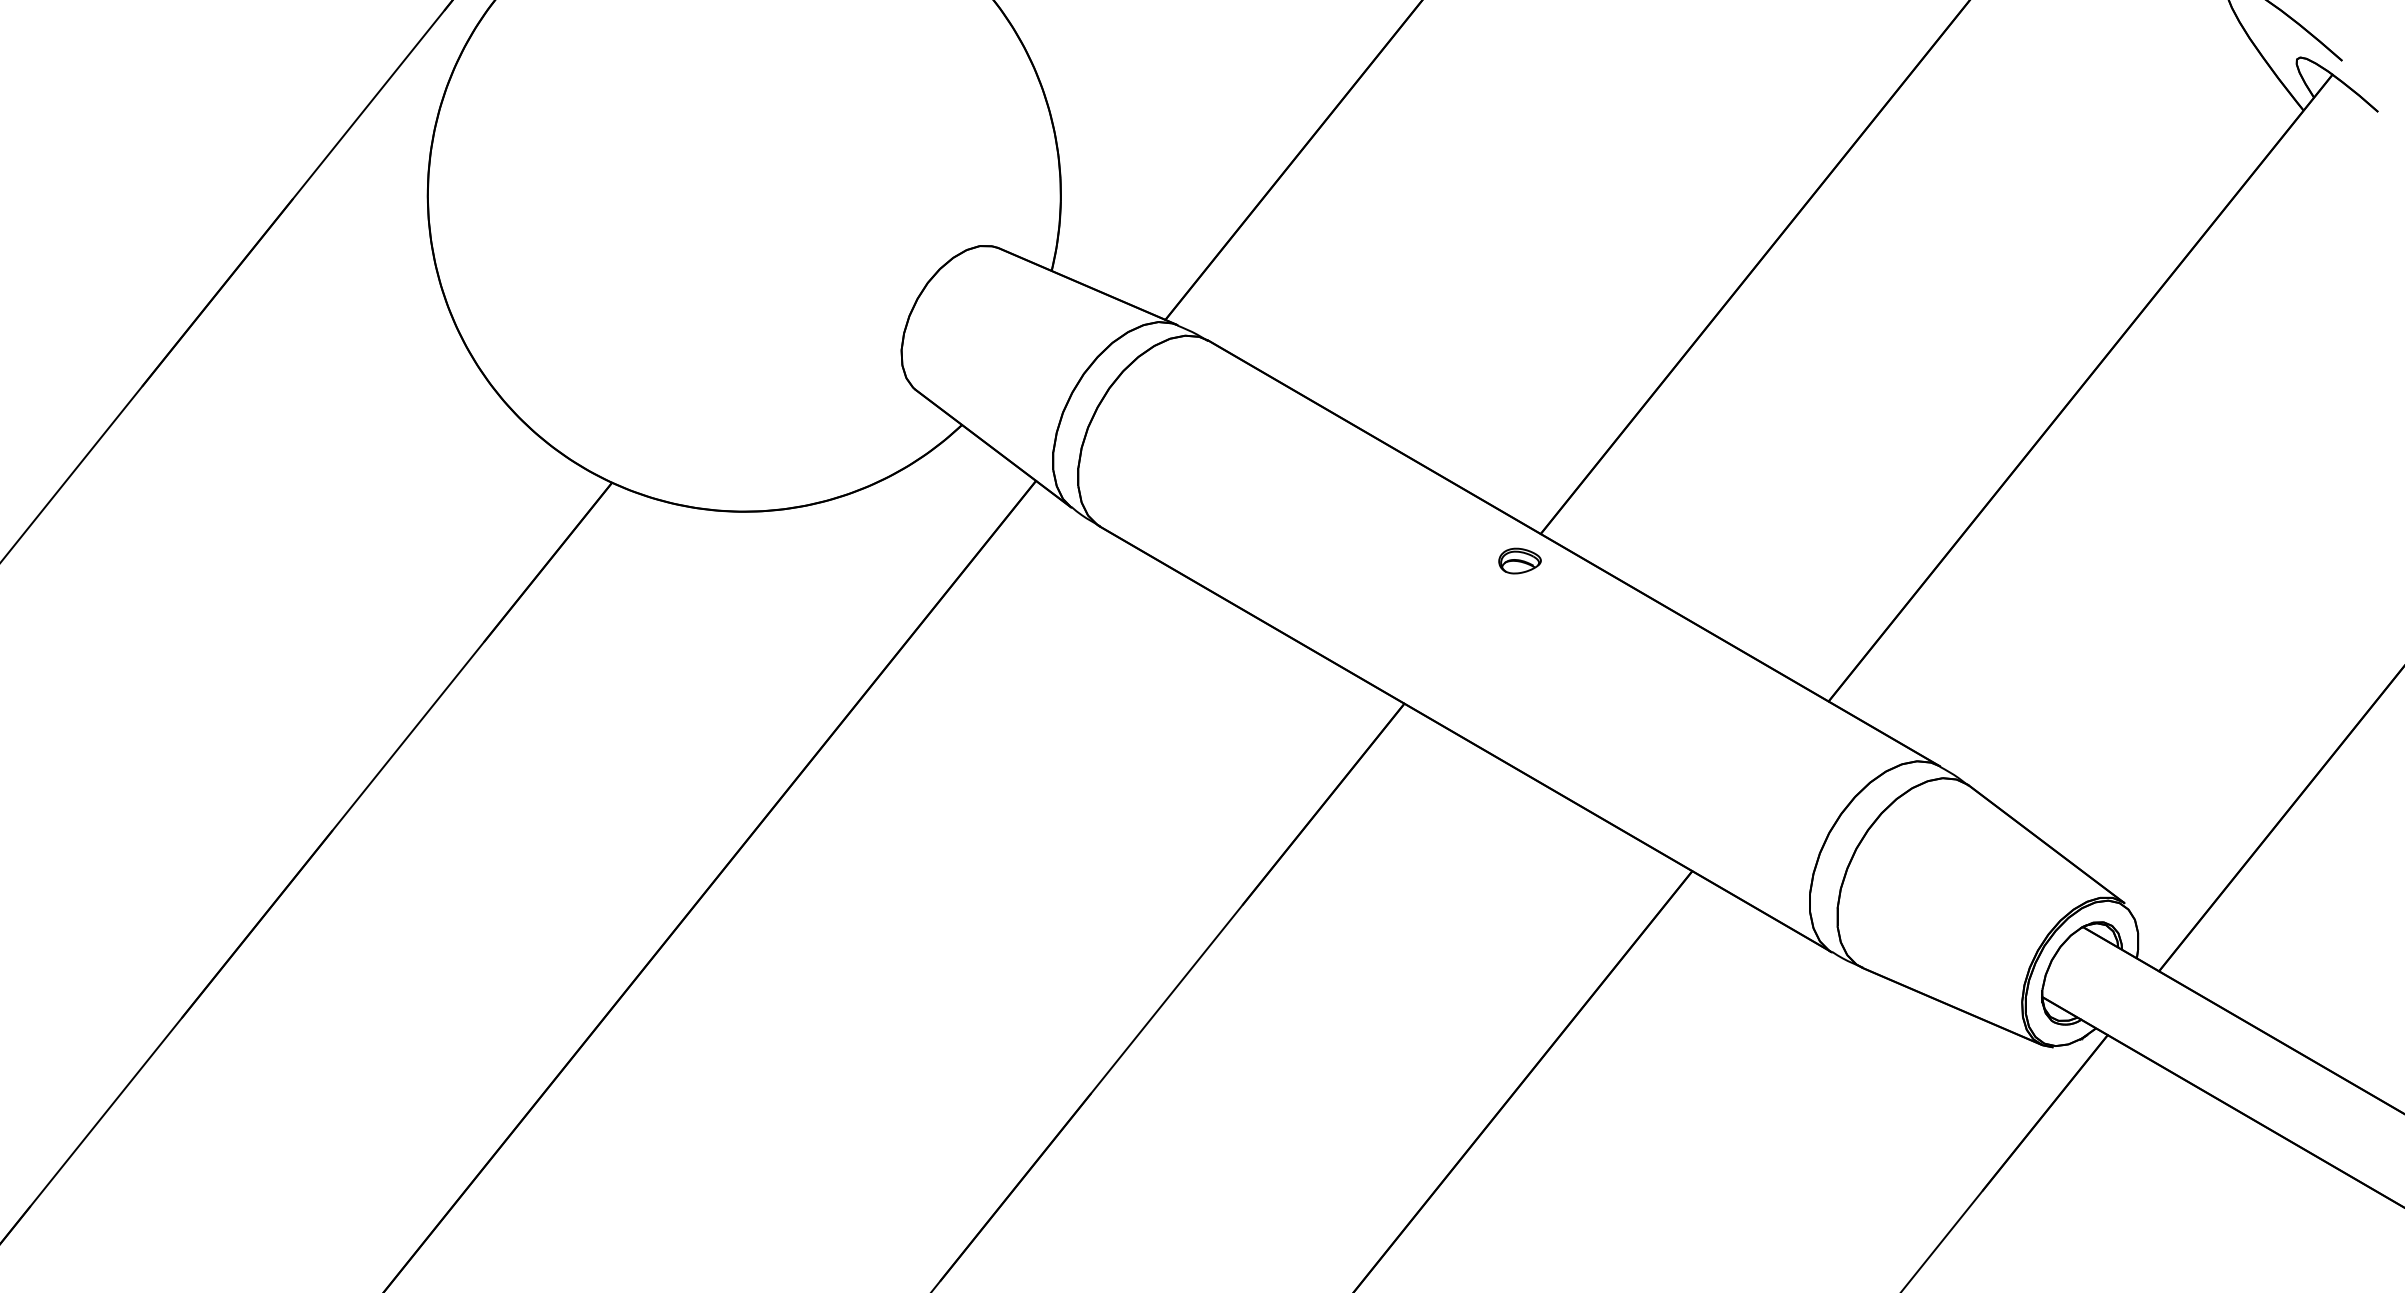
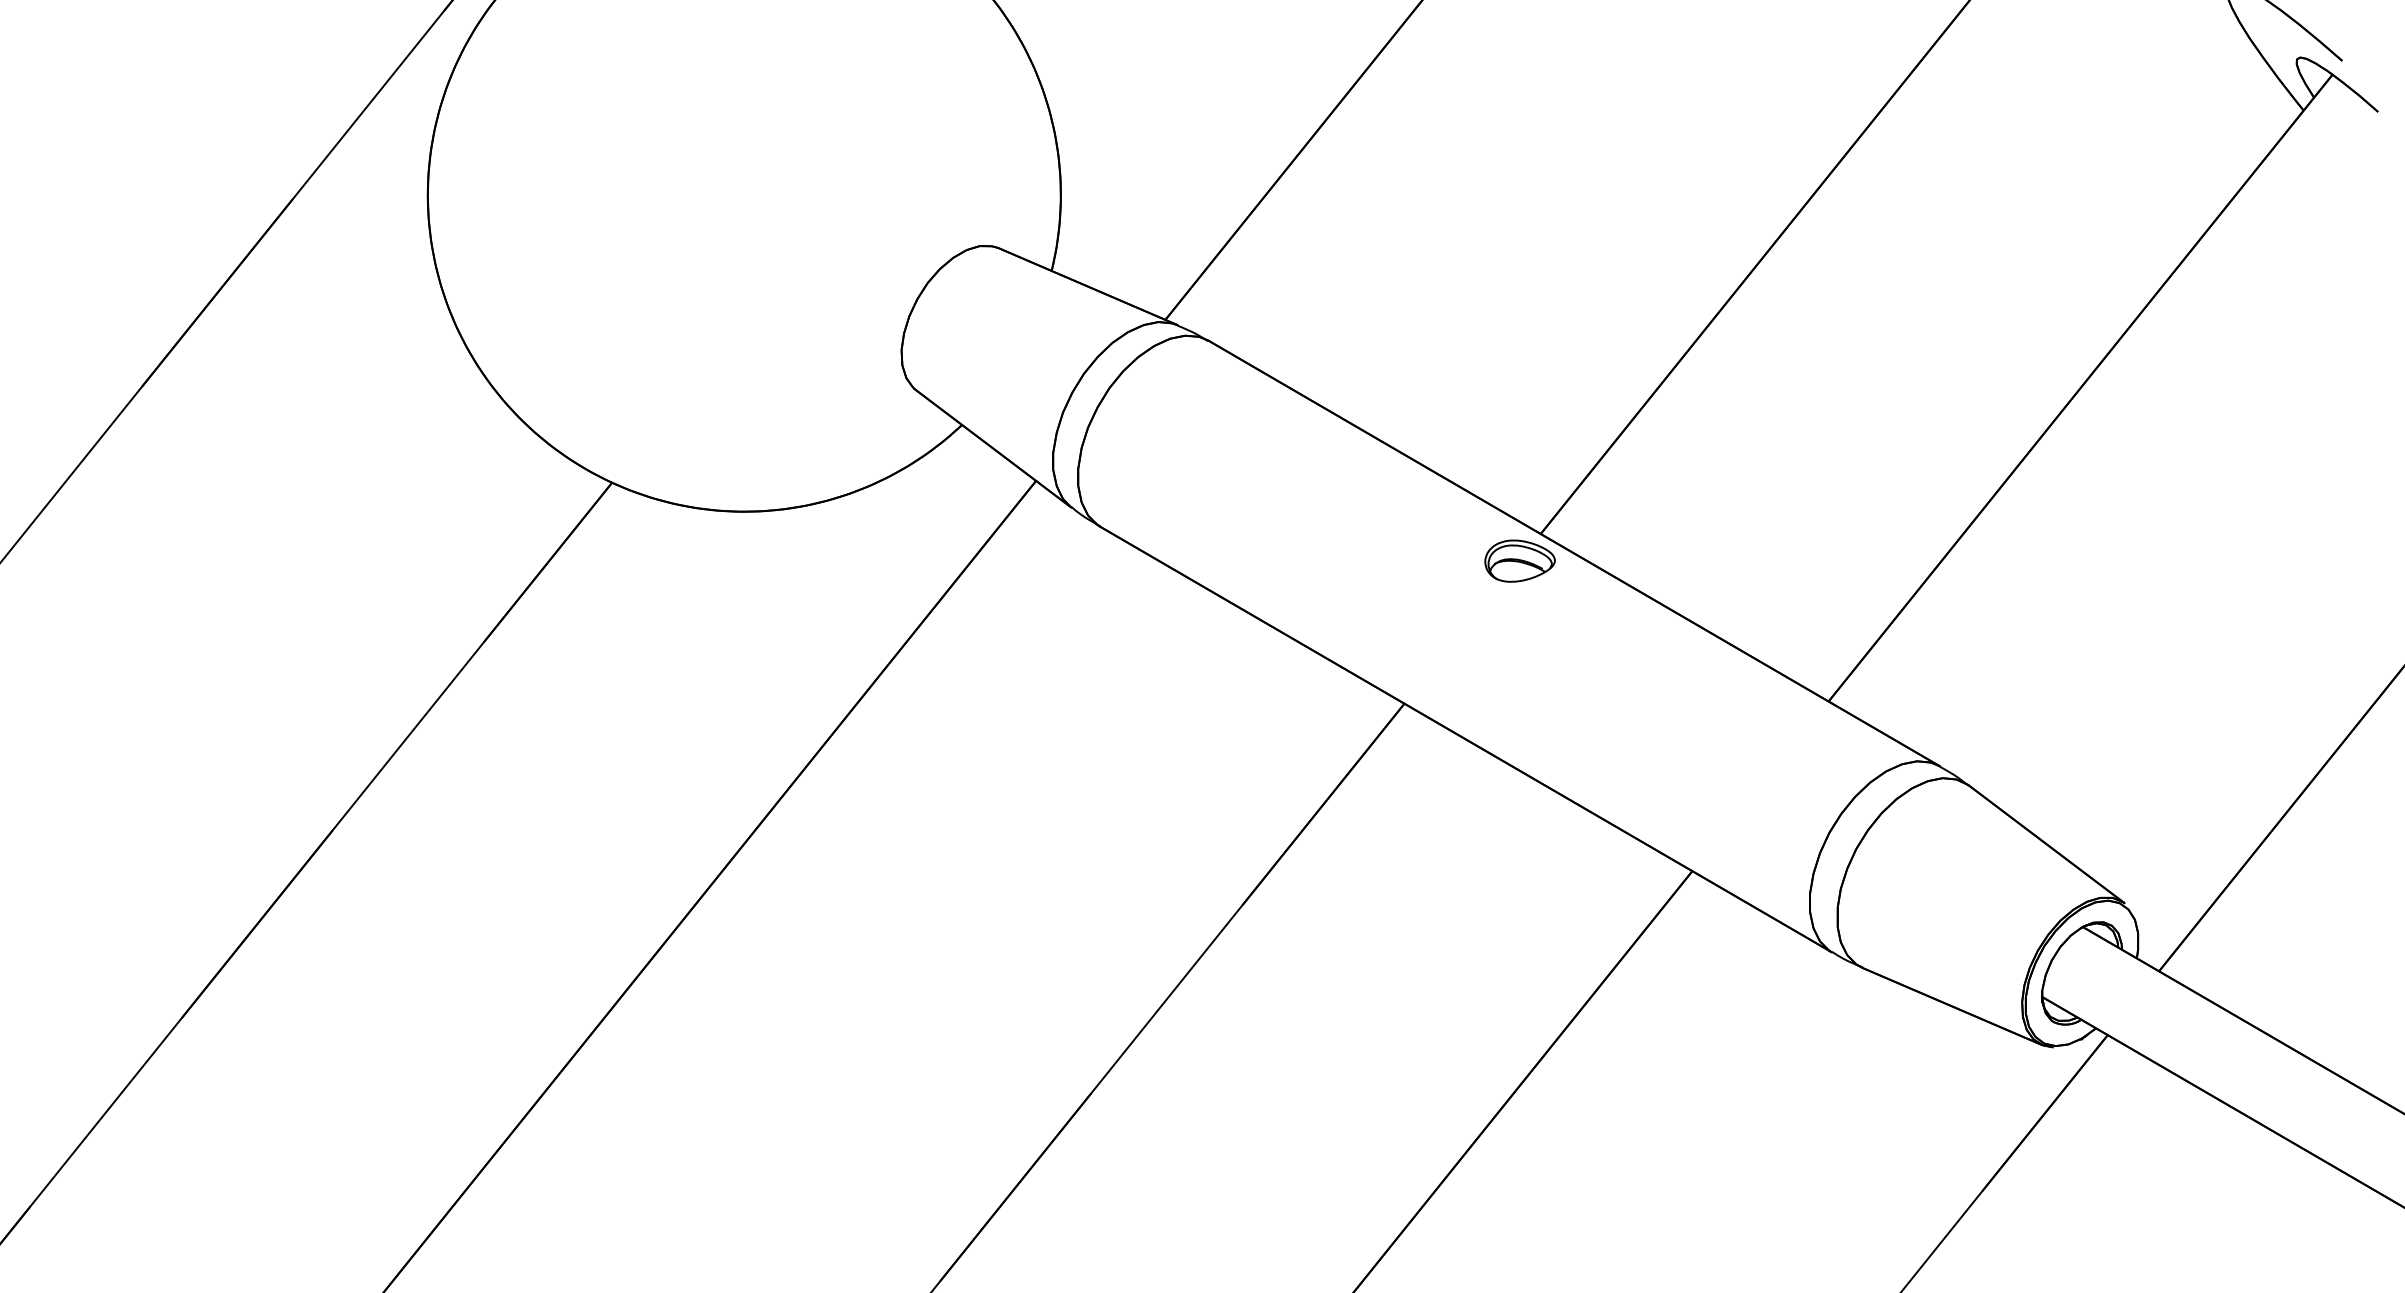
part size: 44x28 px -> 72x44 px (1519, 560)
